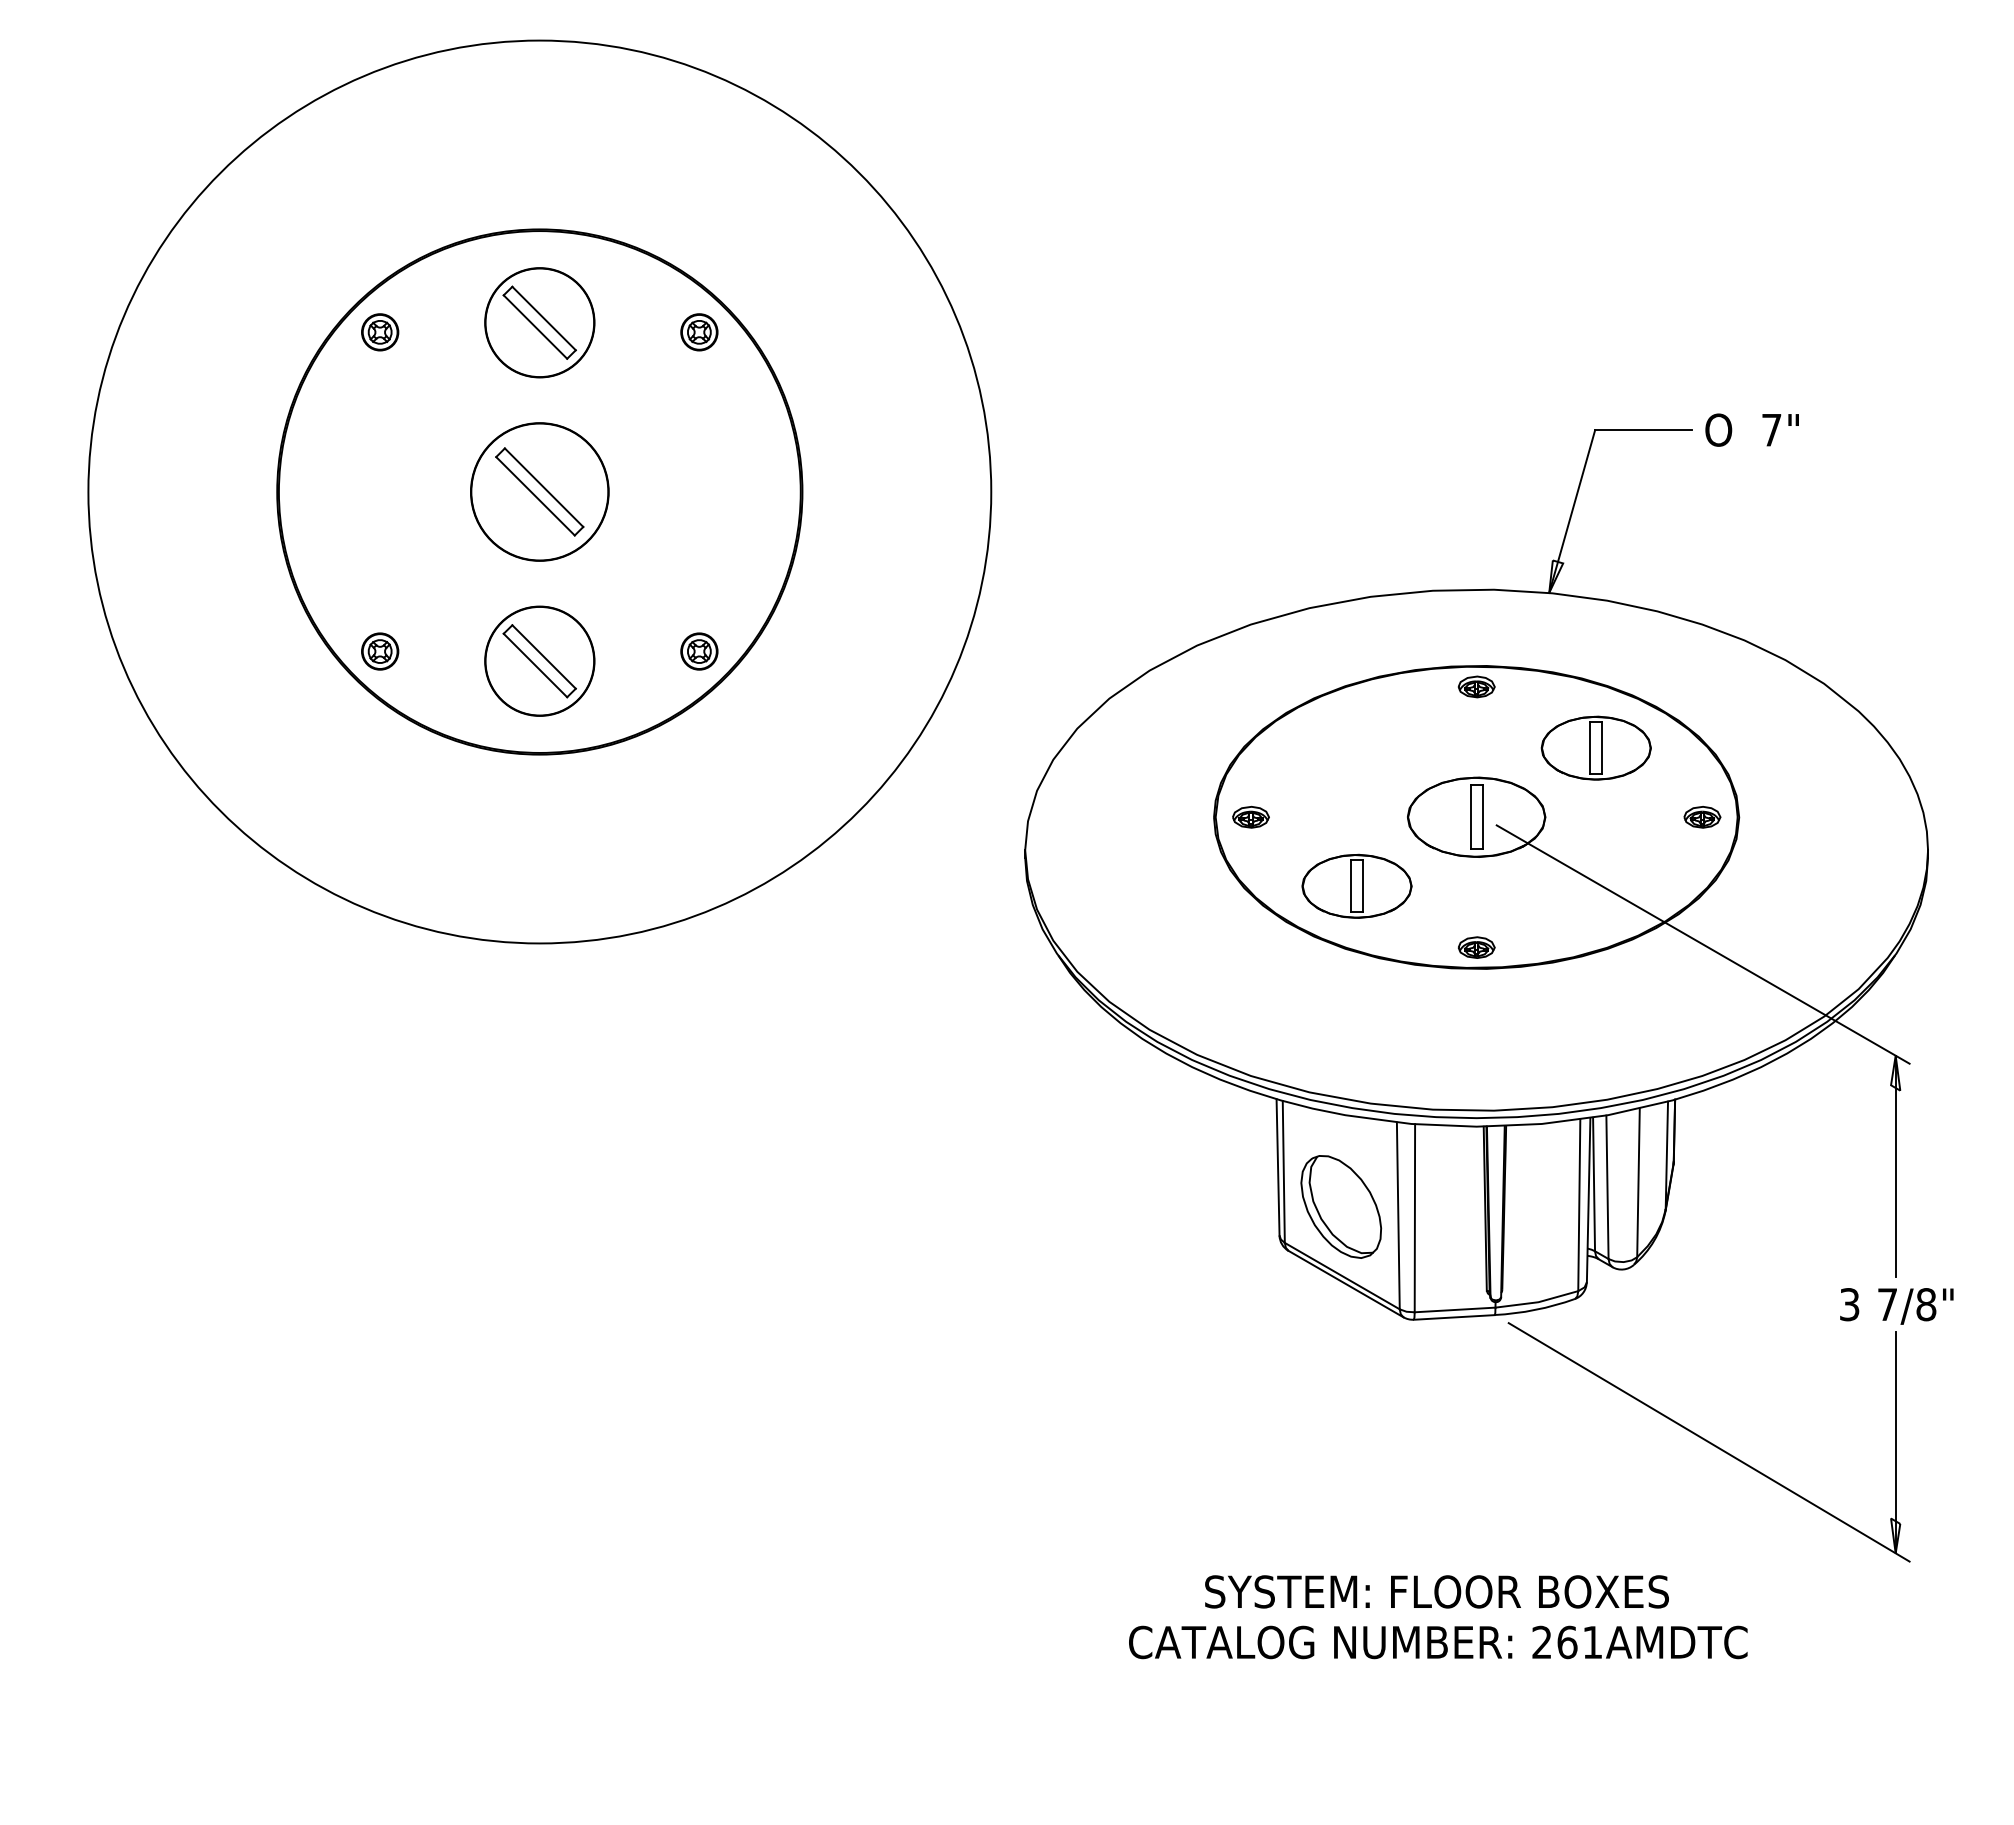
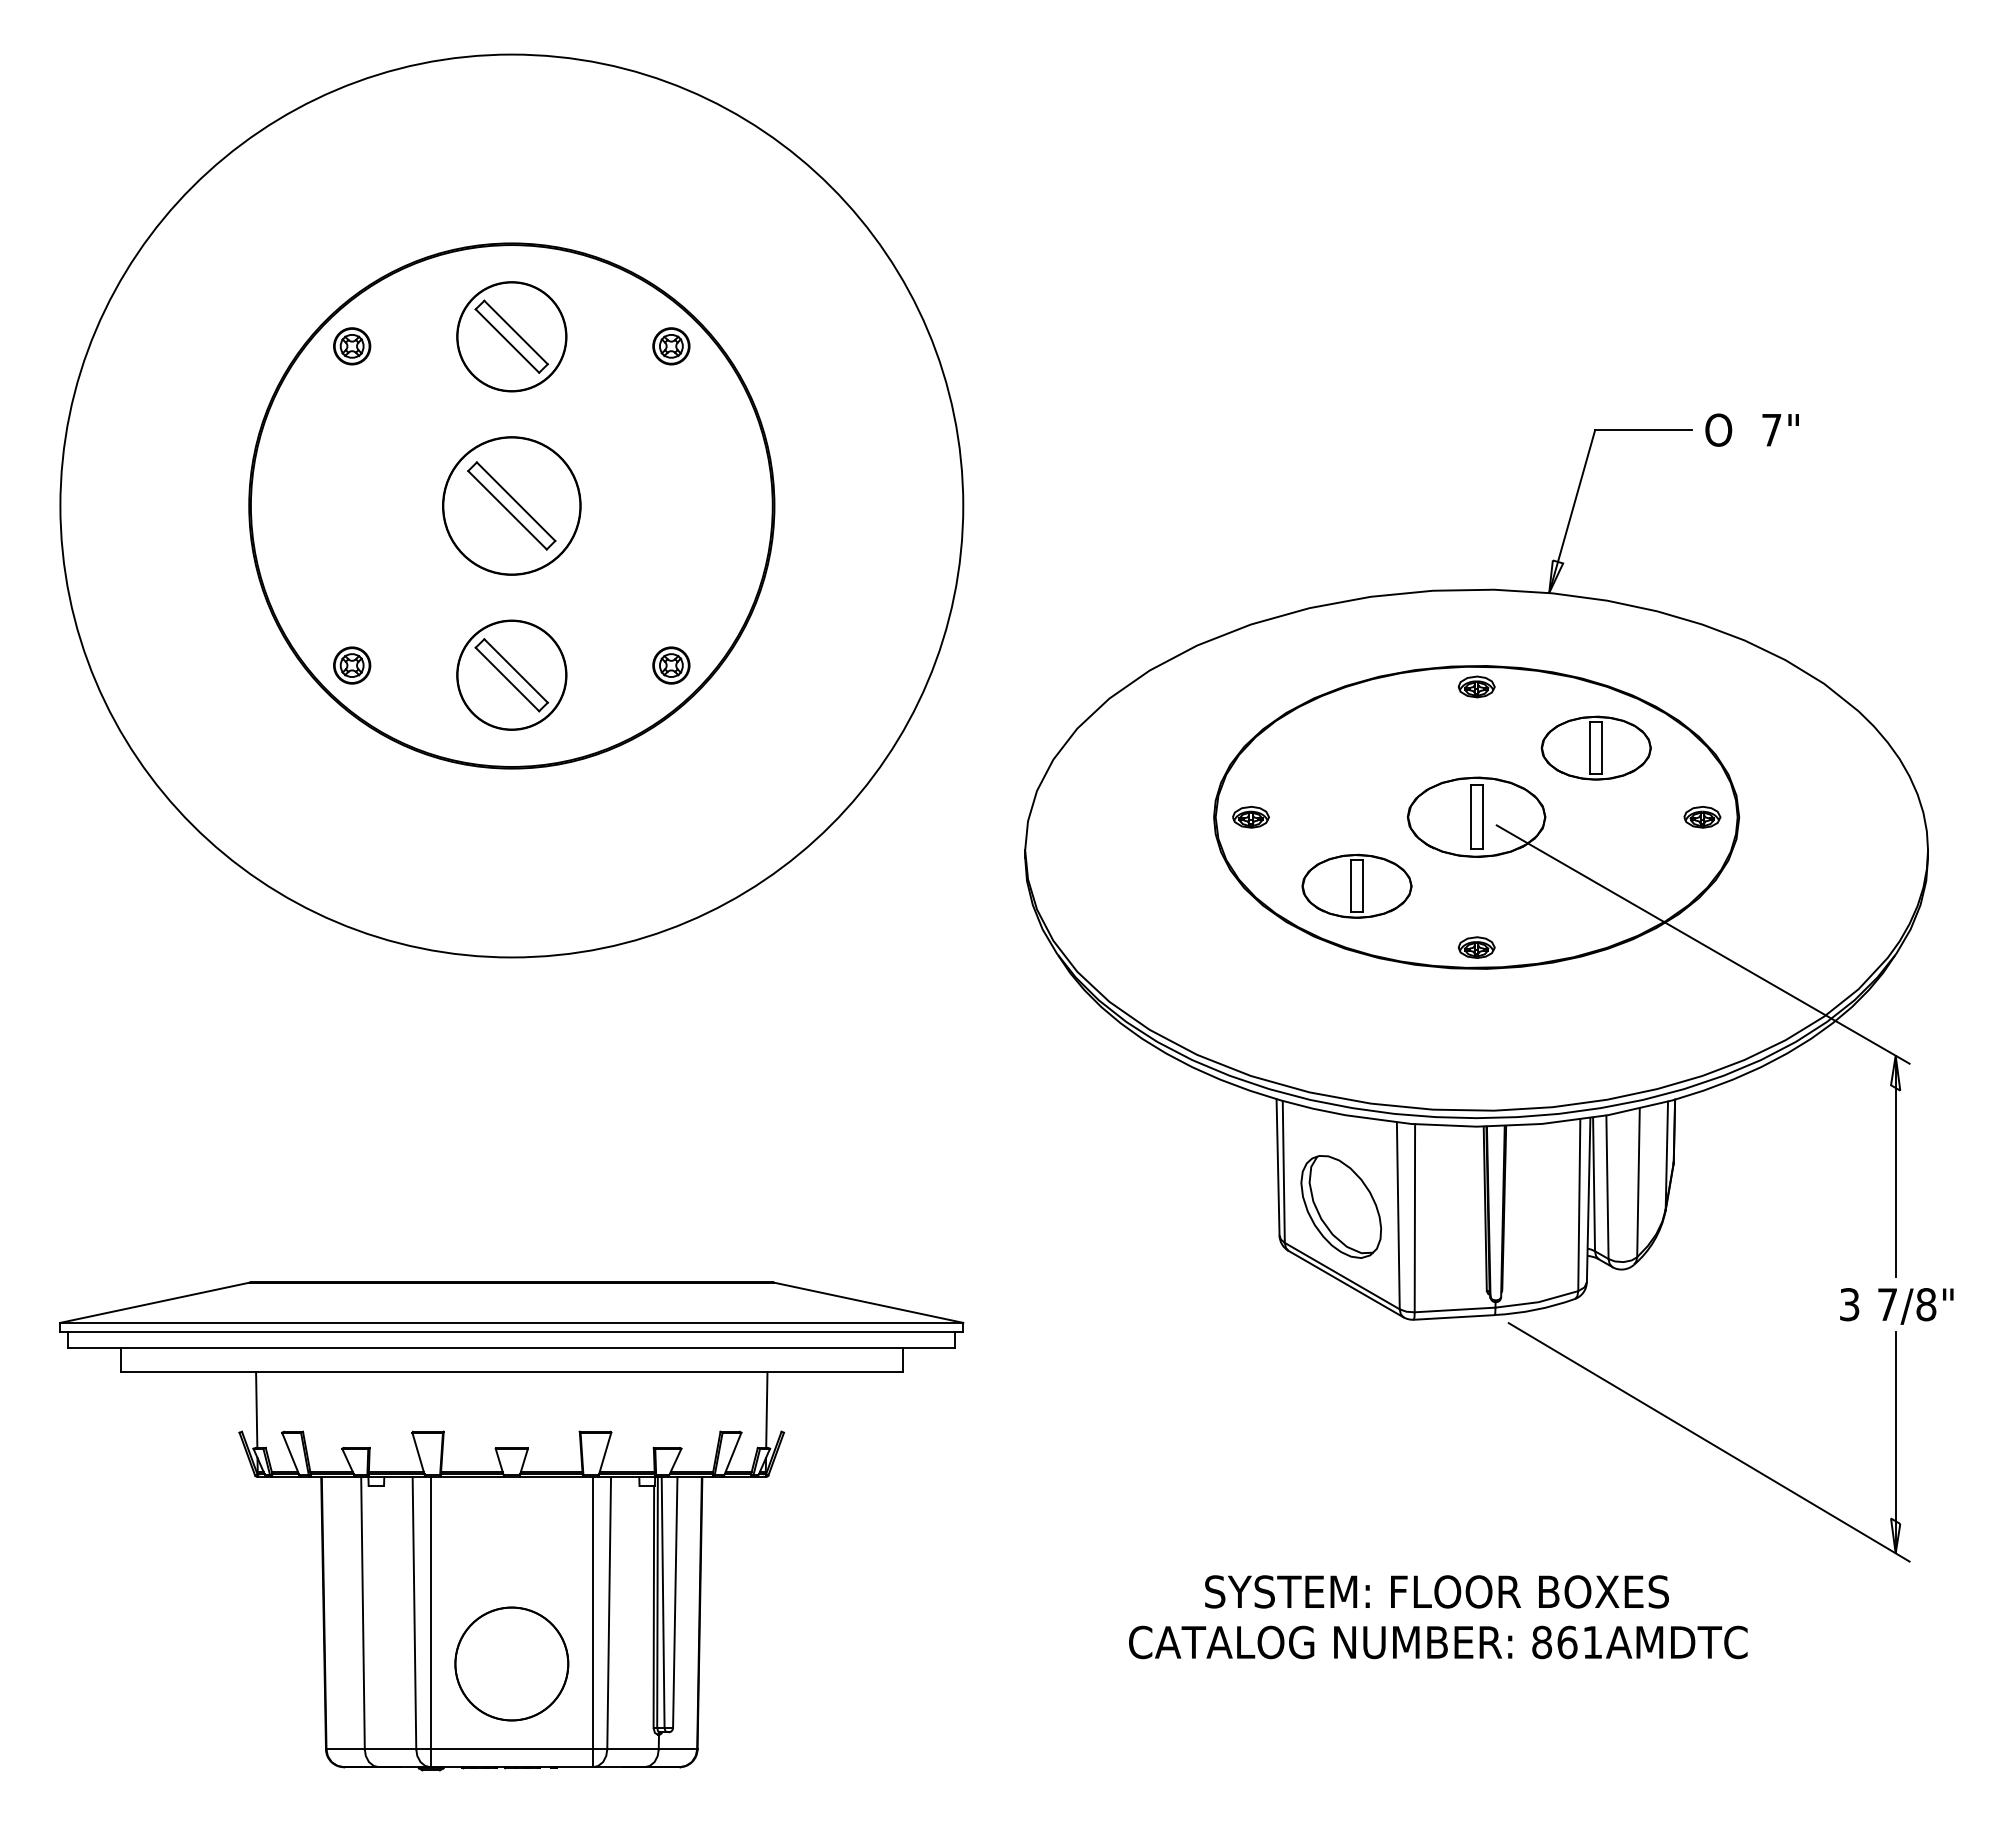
part position: (539, 491) -> (511, 505) (511, 505)
part: none -> present (511, 1526)
text: 261AMDTC -> 861AMDTC (1542, 1642)
